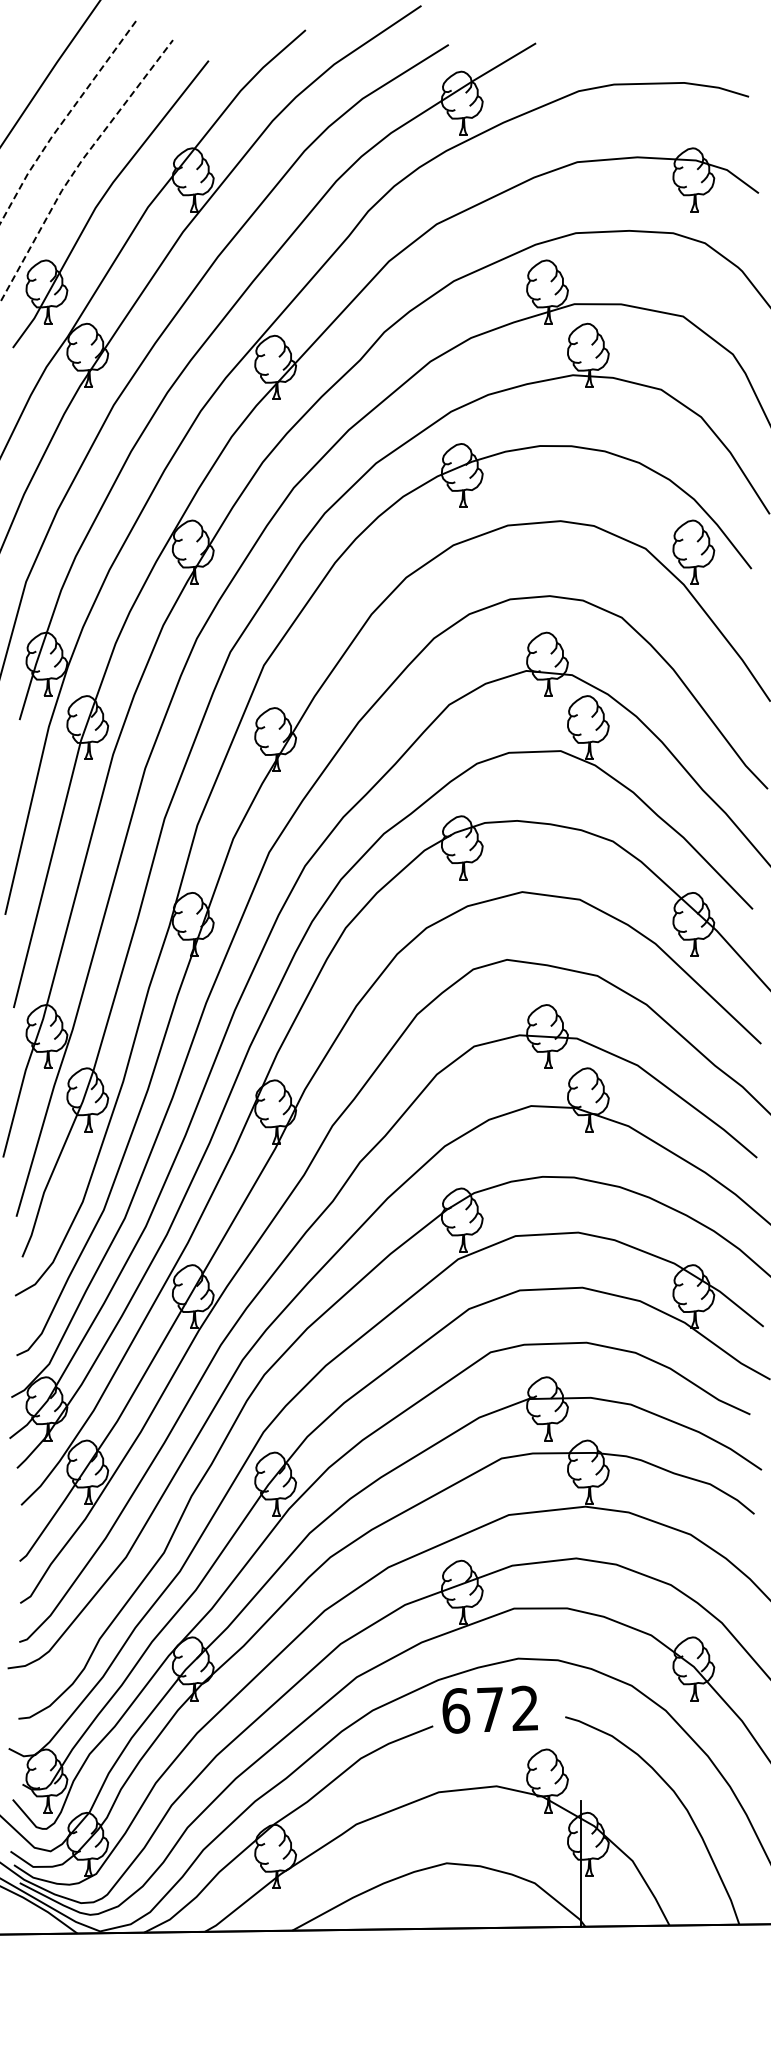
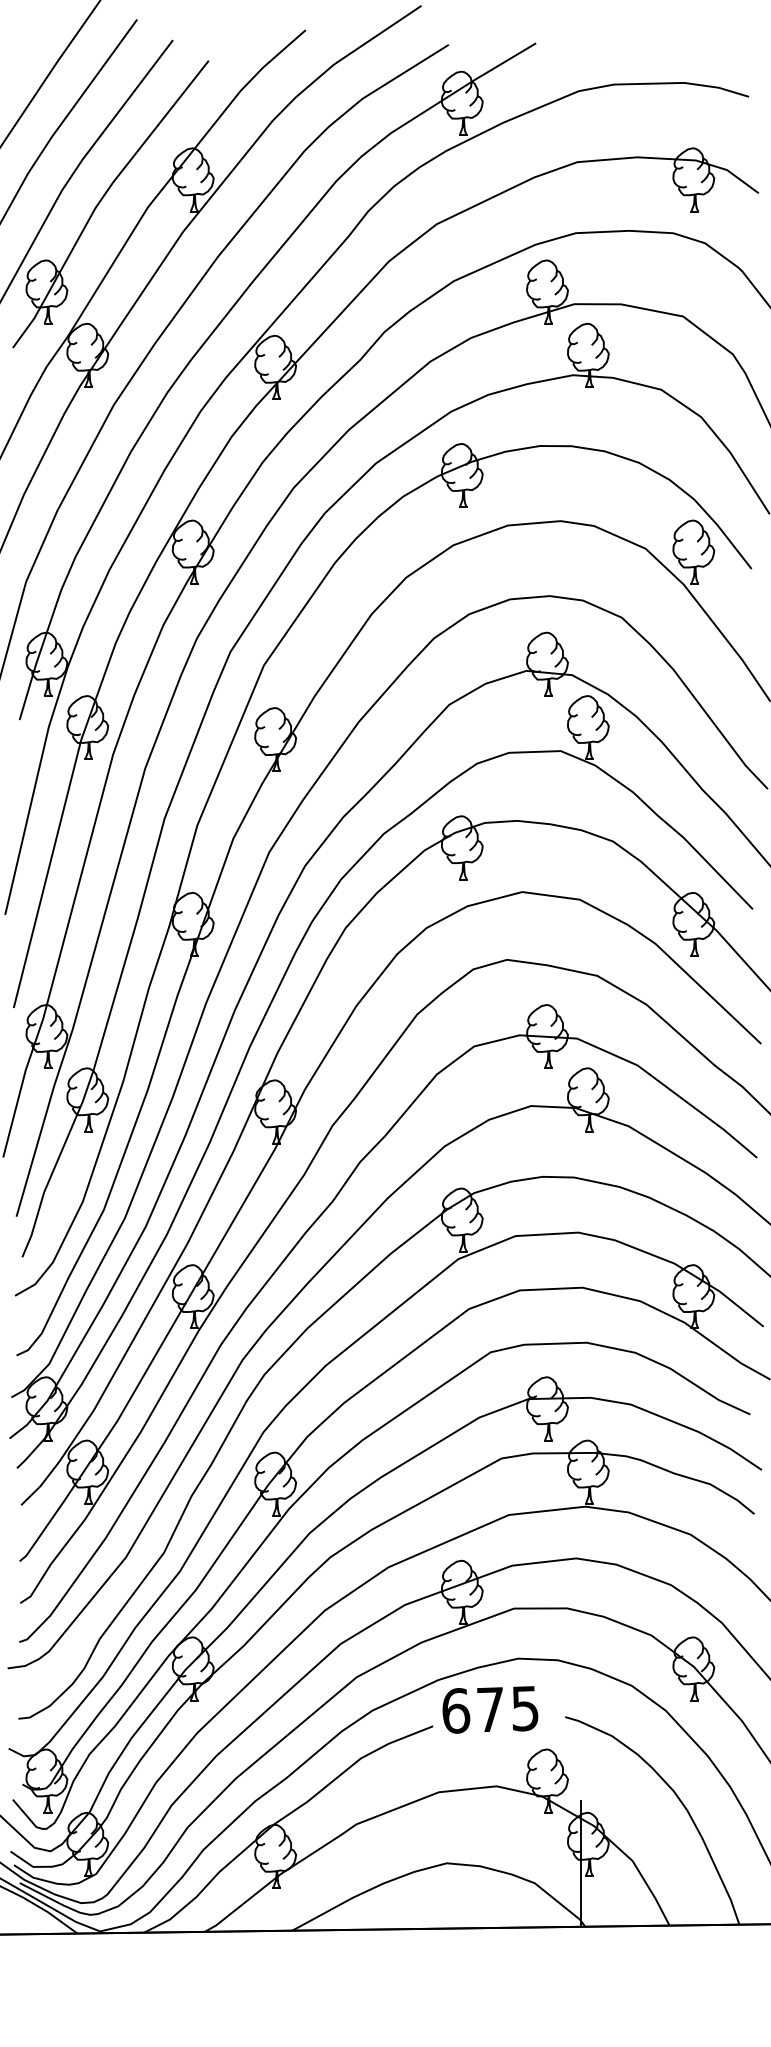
line: dashed -> solid (64, 120)
line: dashed -> solid (78, 166)
text: 672 -> 675 (524, 1708)
